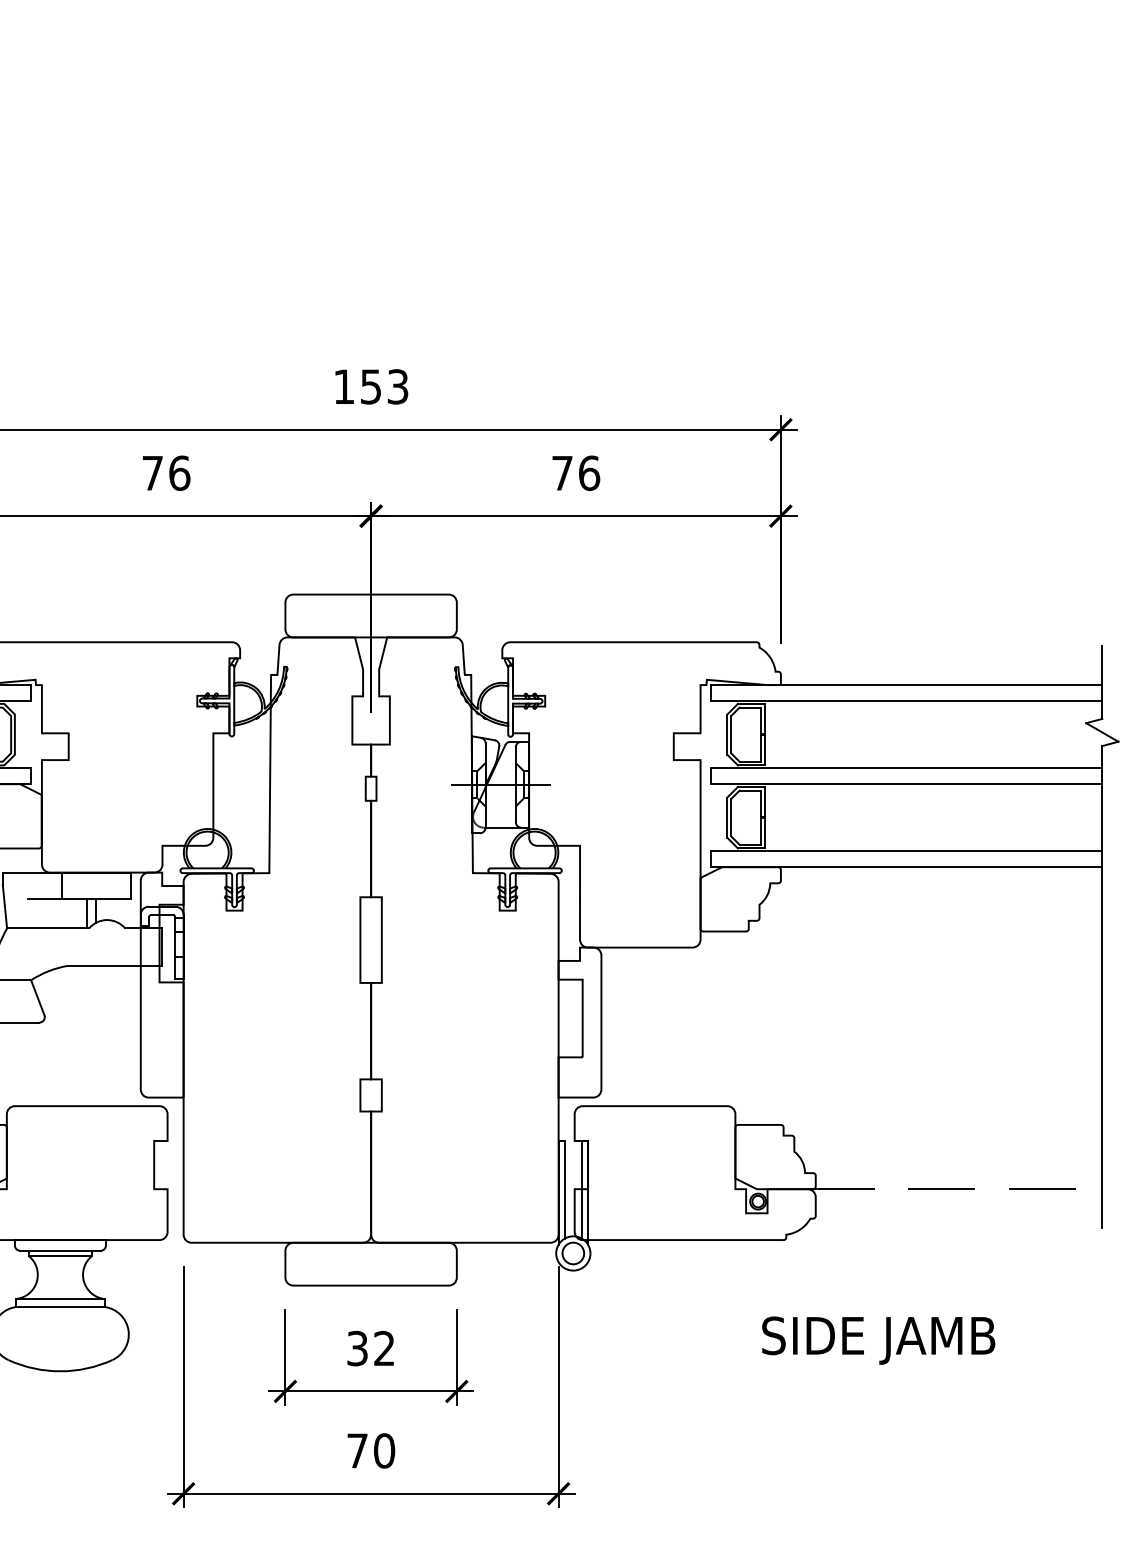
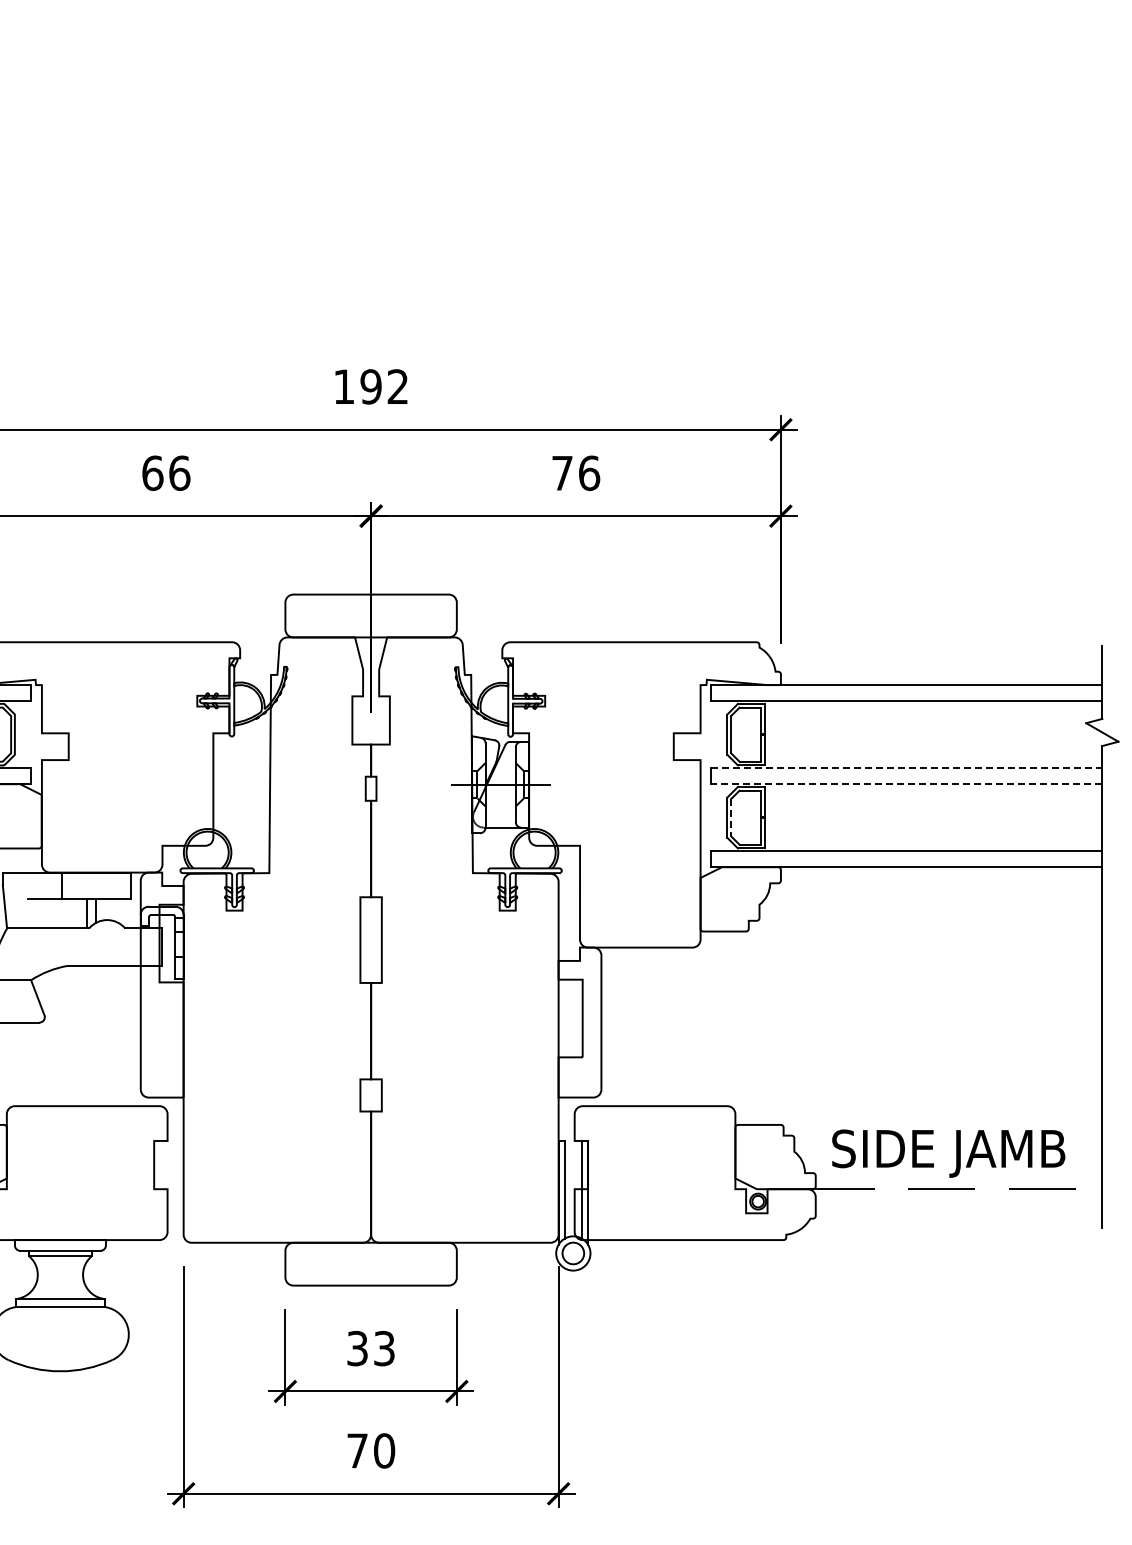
text: 153 -> 192 (384, 386)
text: 76 -> 66 (152, 472)
line: solid -> dashed (906, 768)
line: solid -> dashed (906, 784)
line: solid -> dashed (731, 817)
text position: (878, 1340) -> (948, 1153) (948, 1153)
text: 32 -> 33 (384, 1348)
